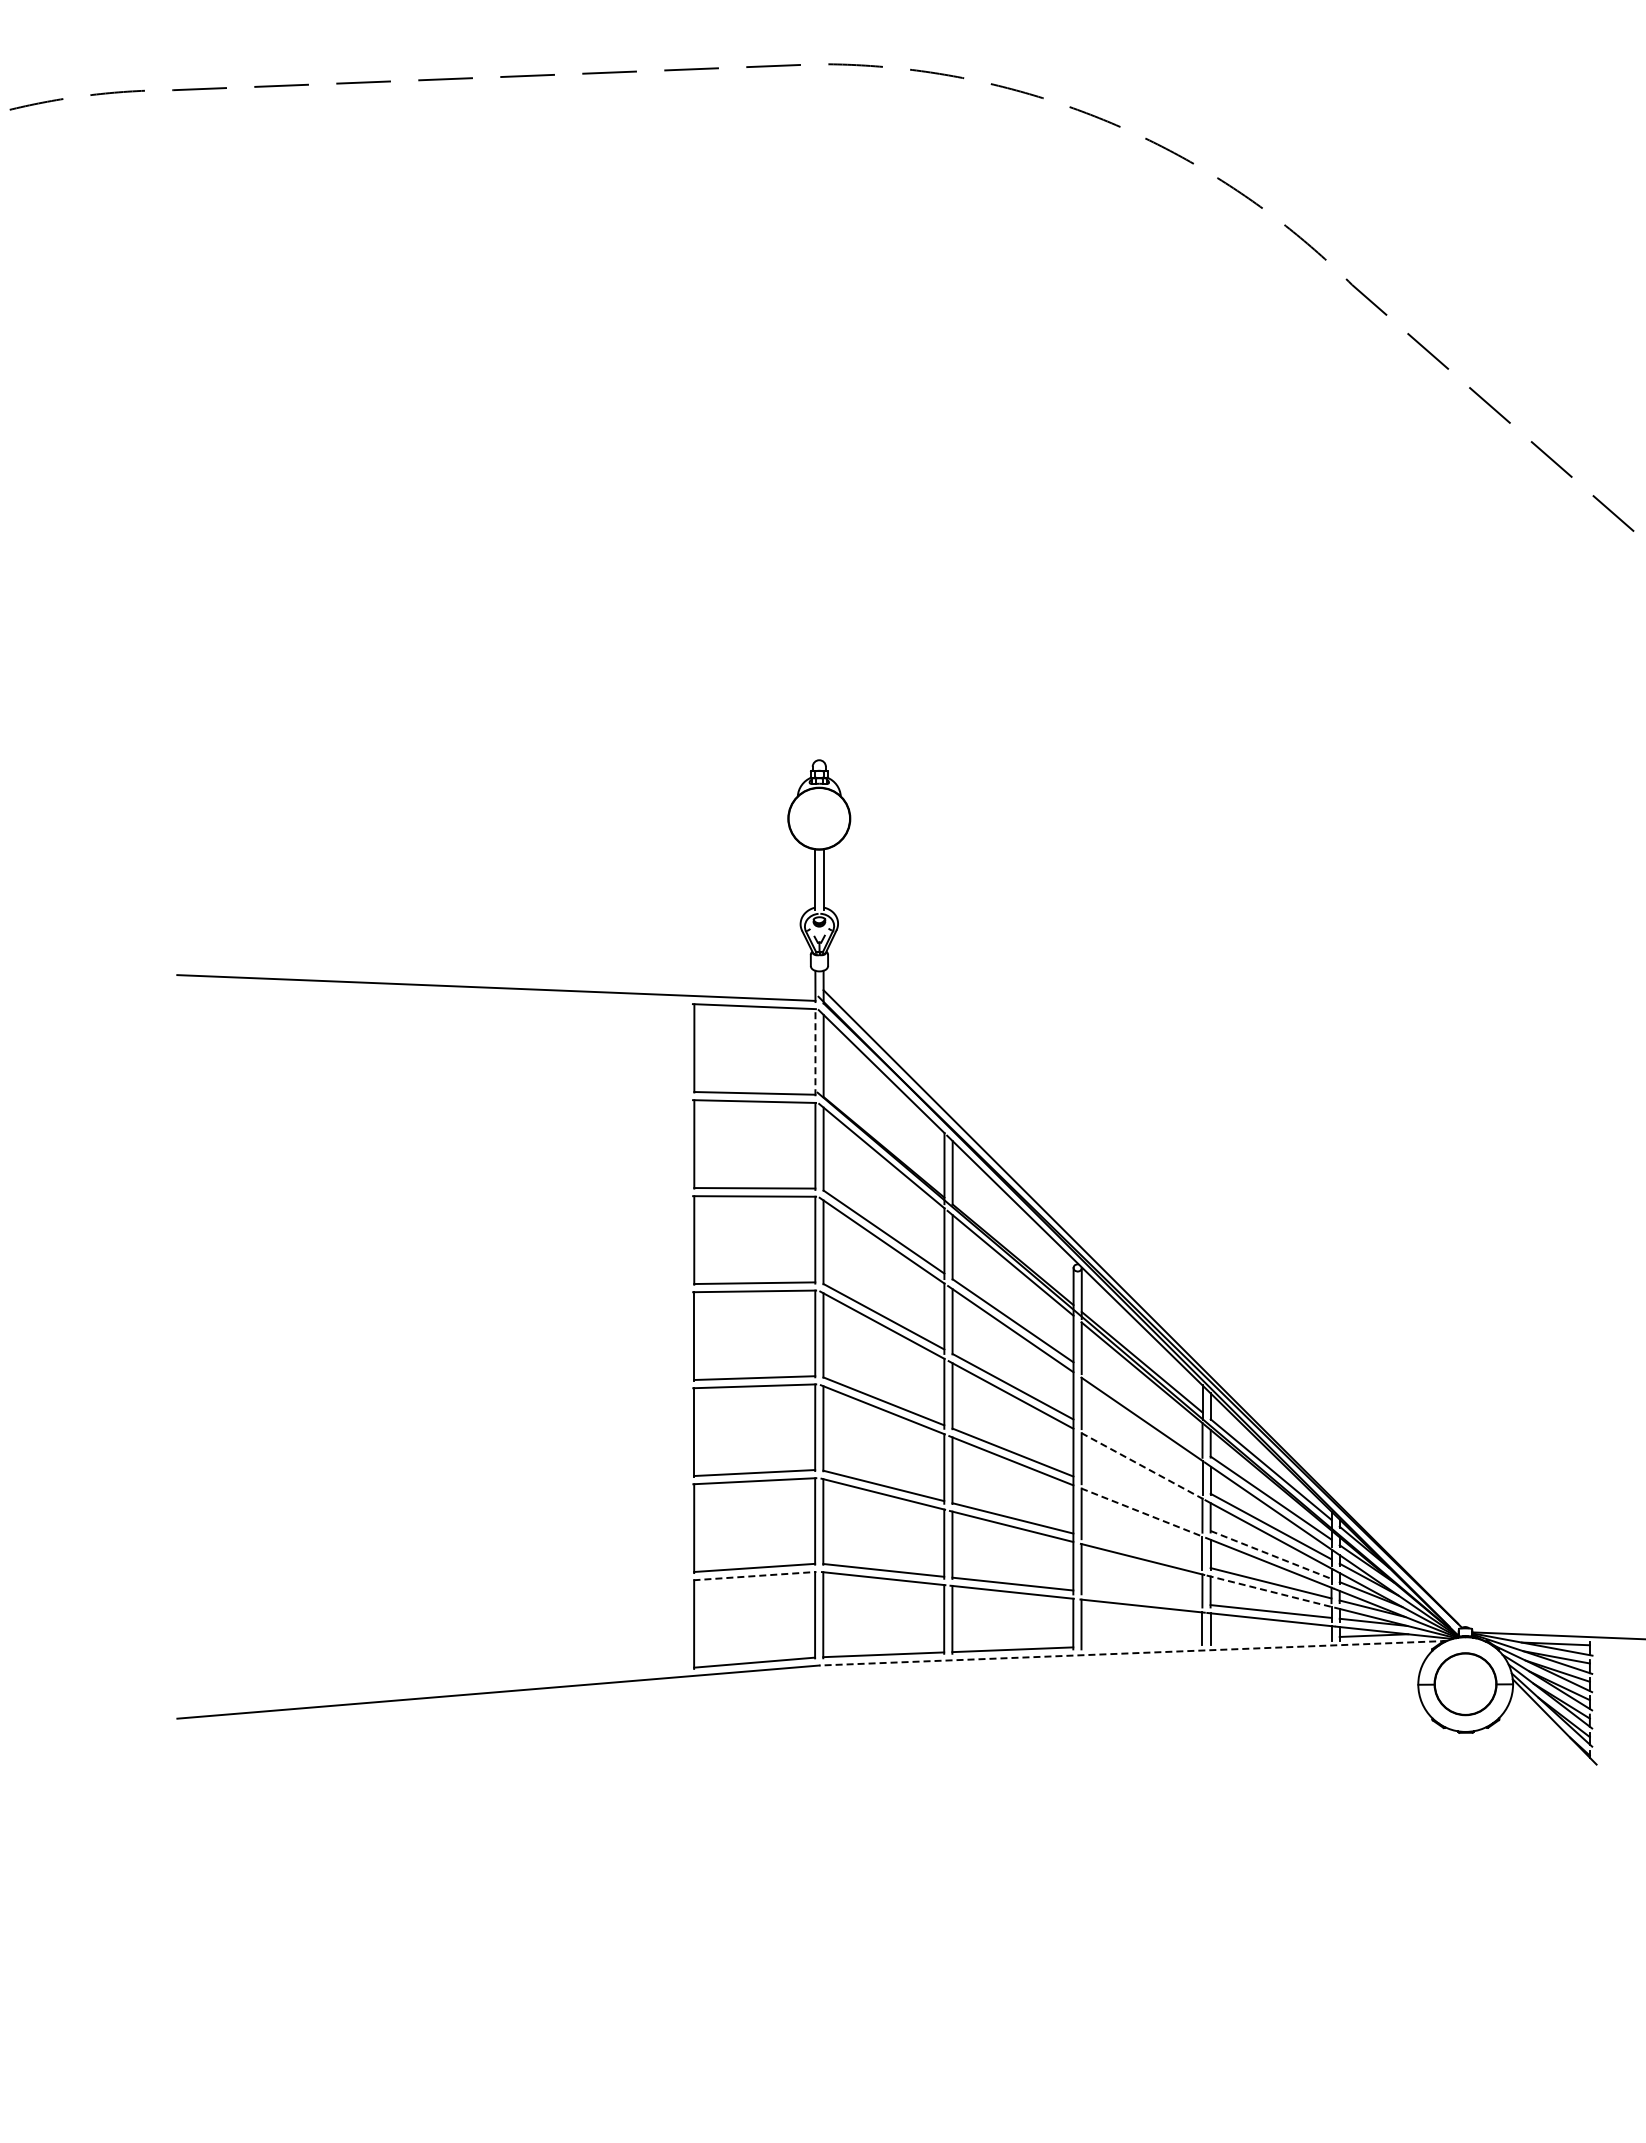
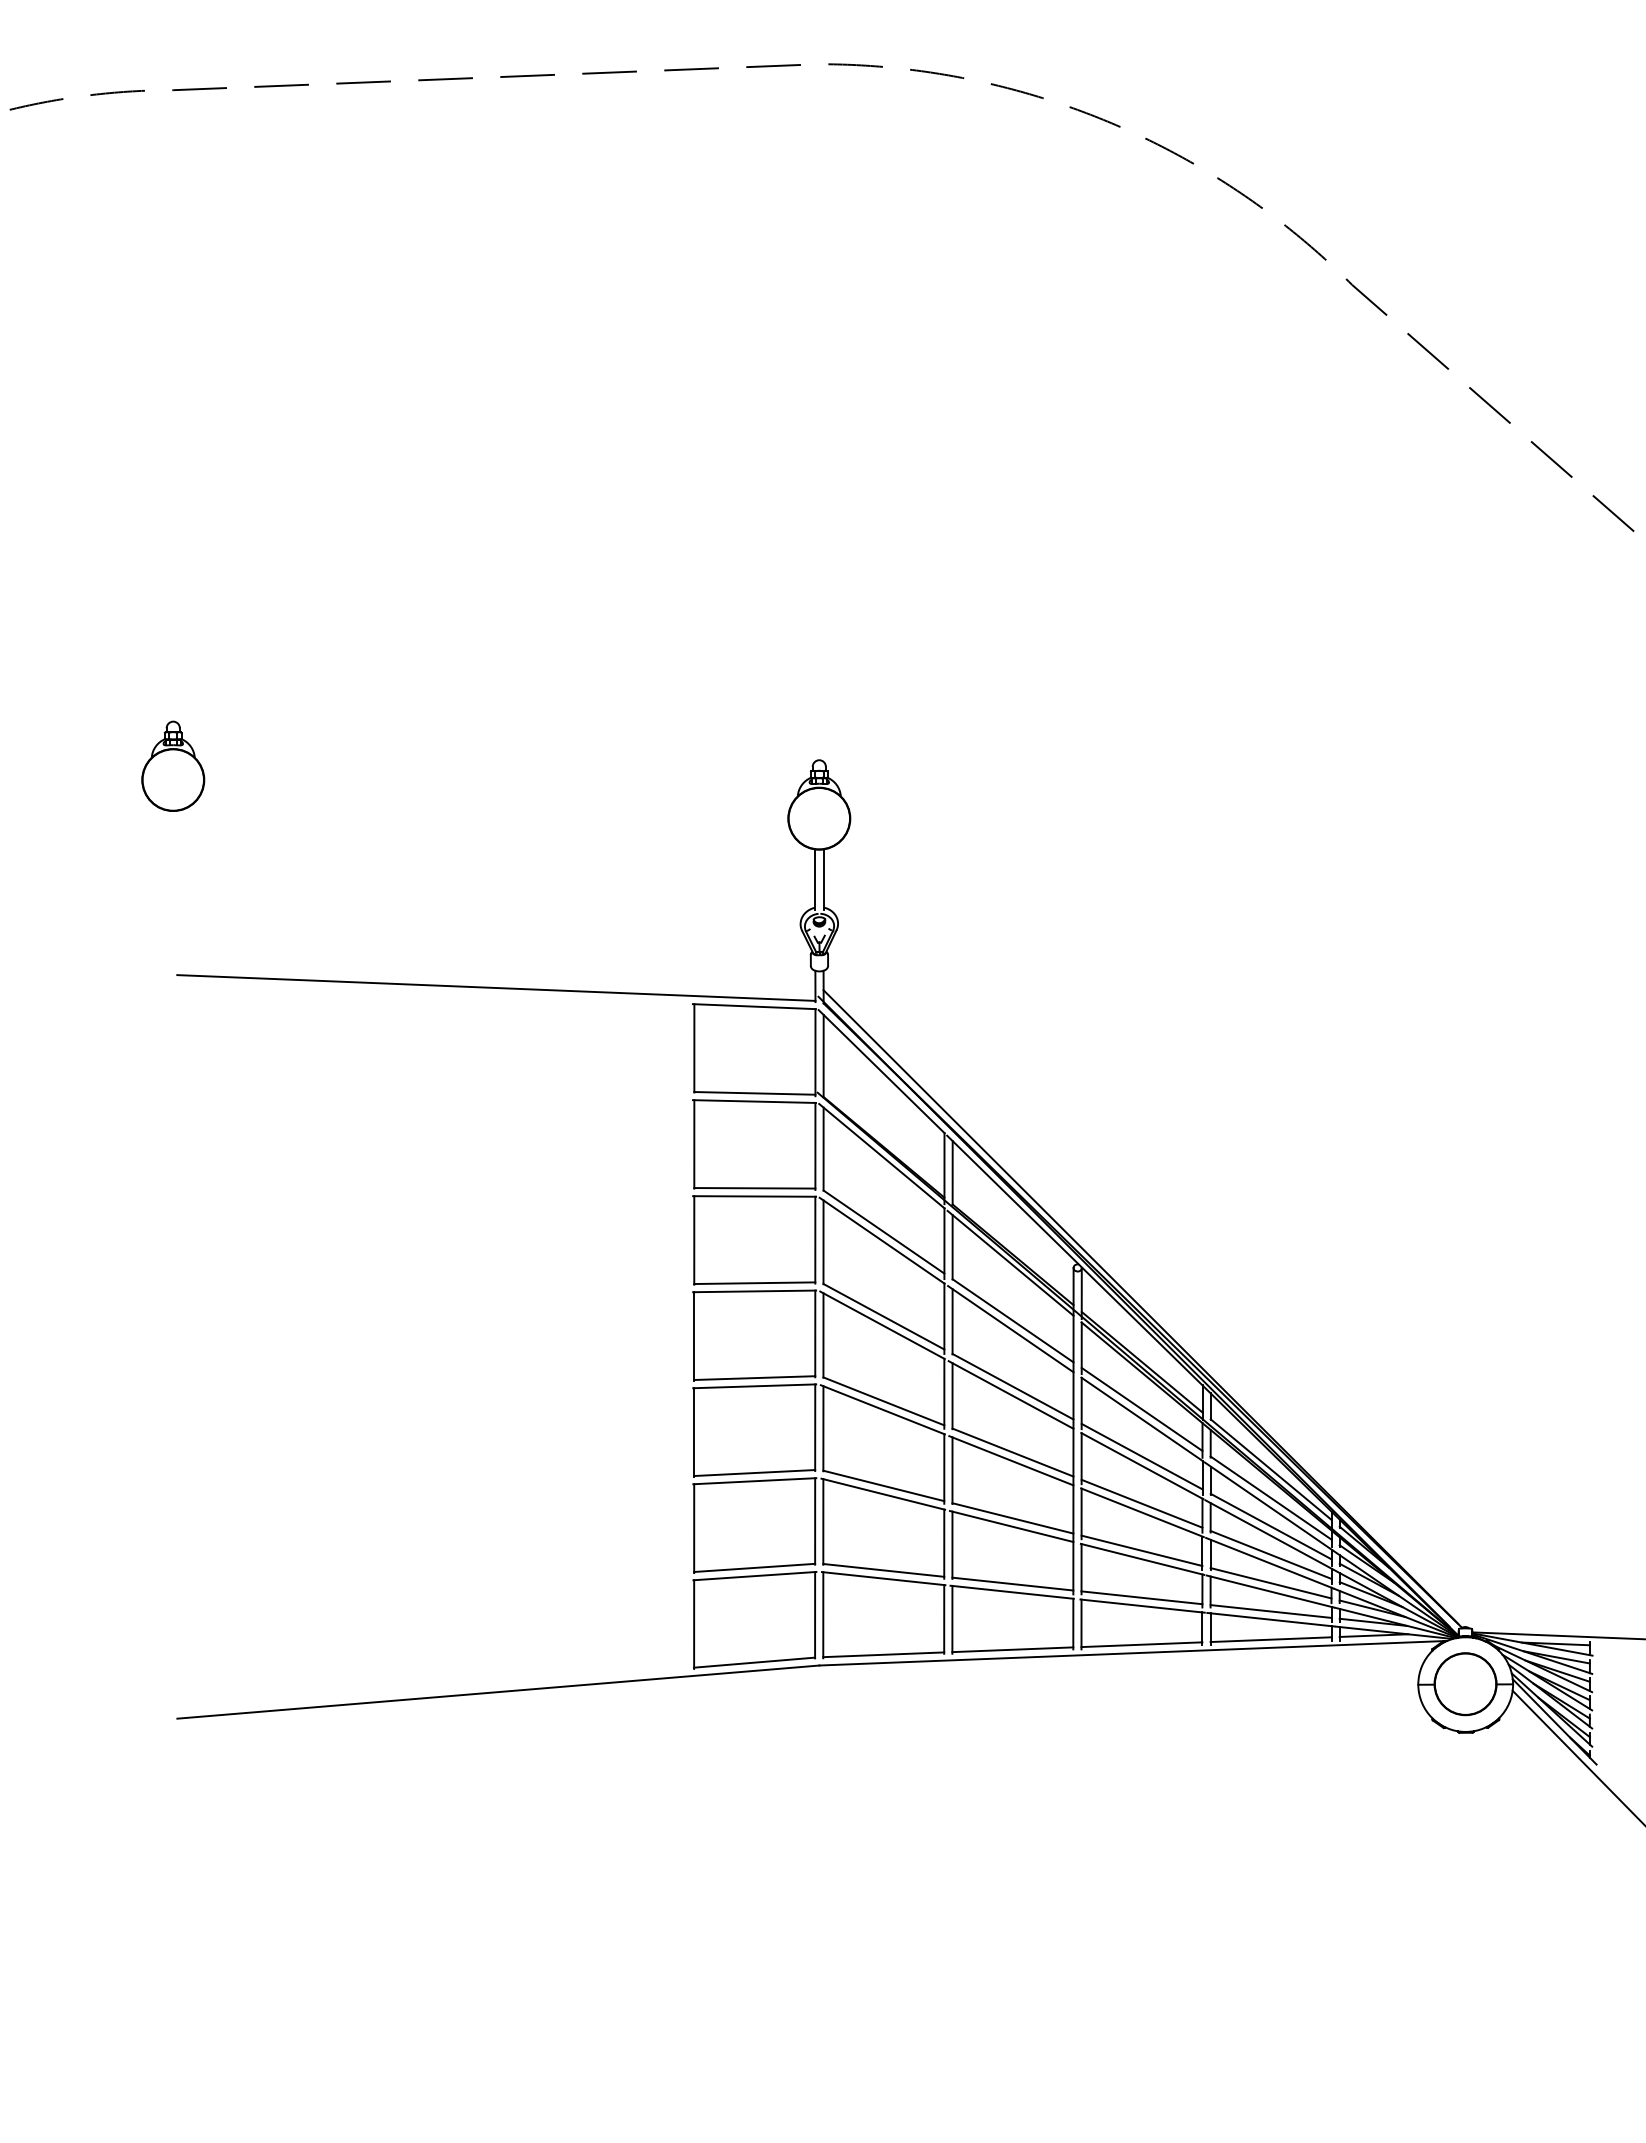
part: none -> present (173, 765)
line: dashed -> solid (815, 1052)
line: none -> present (1141, 1408)
line: none -> present (1141, 1456)
line: dashed -> solid (1142, 1466)
line: none -> present (1141, 1503)
line: dashed -> solid (1142, 1512)
line: none -> present (1141, 1550)
line: dashed -> solid (1271, 1555)
line: dashed -> solid (754, 1576)
line: dashed -> solid (1270, 1591)
line: none -> present (1141, 1597)
line: none -> present (1270, 1639)
line: none -> present (1141, 1644)
line: dashed -> solid (1132, 1653)
line: none -> present (1577, 1756)
